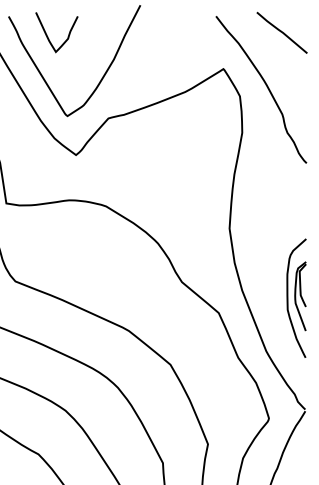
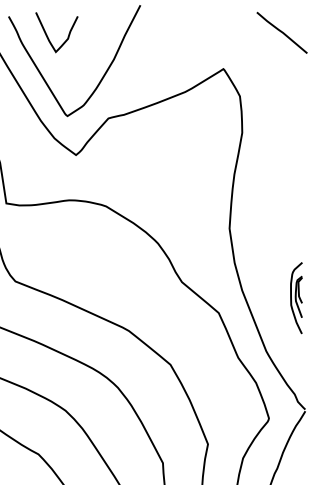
curve: present -> none (266, 87)
part size: 21x120 px -> 13x73 px (296, 298)
